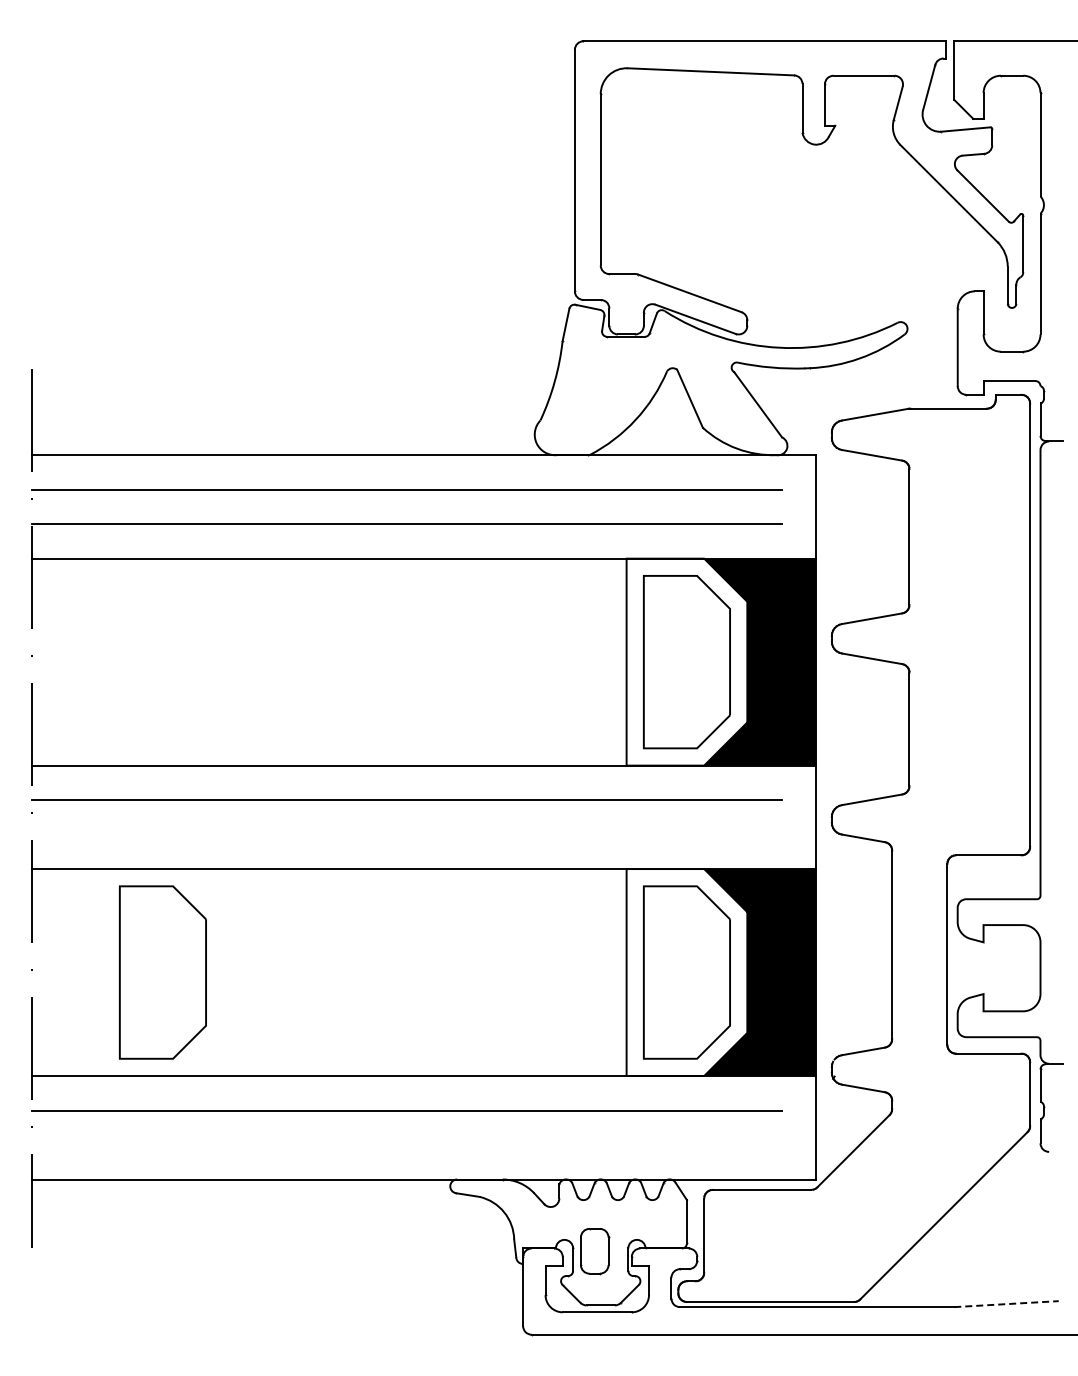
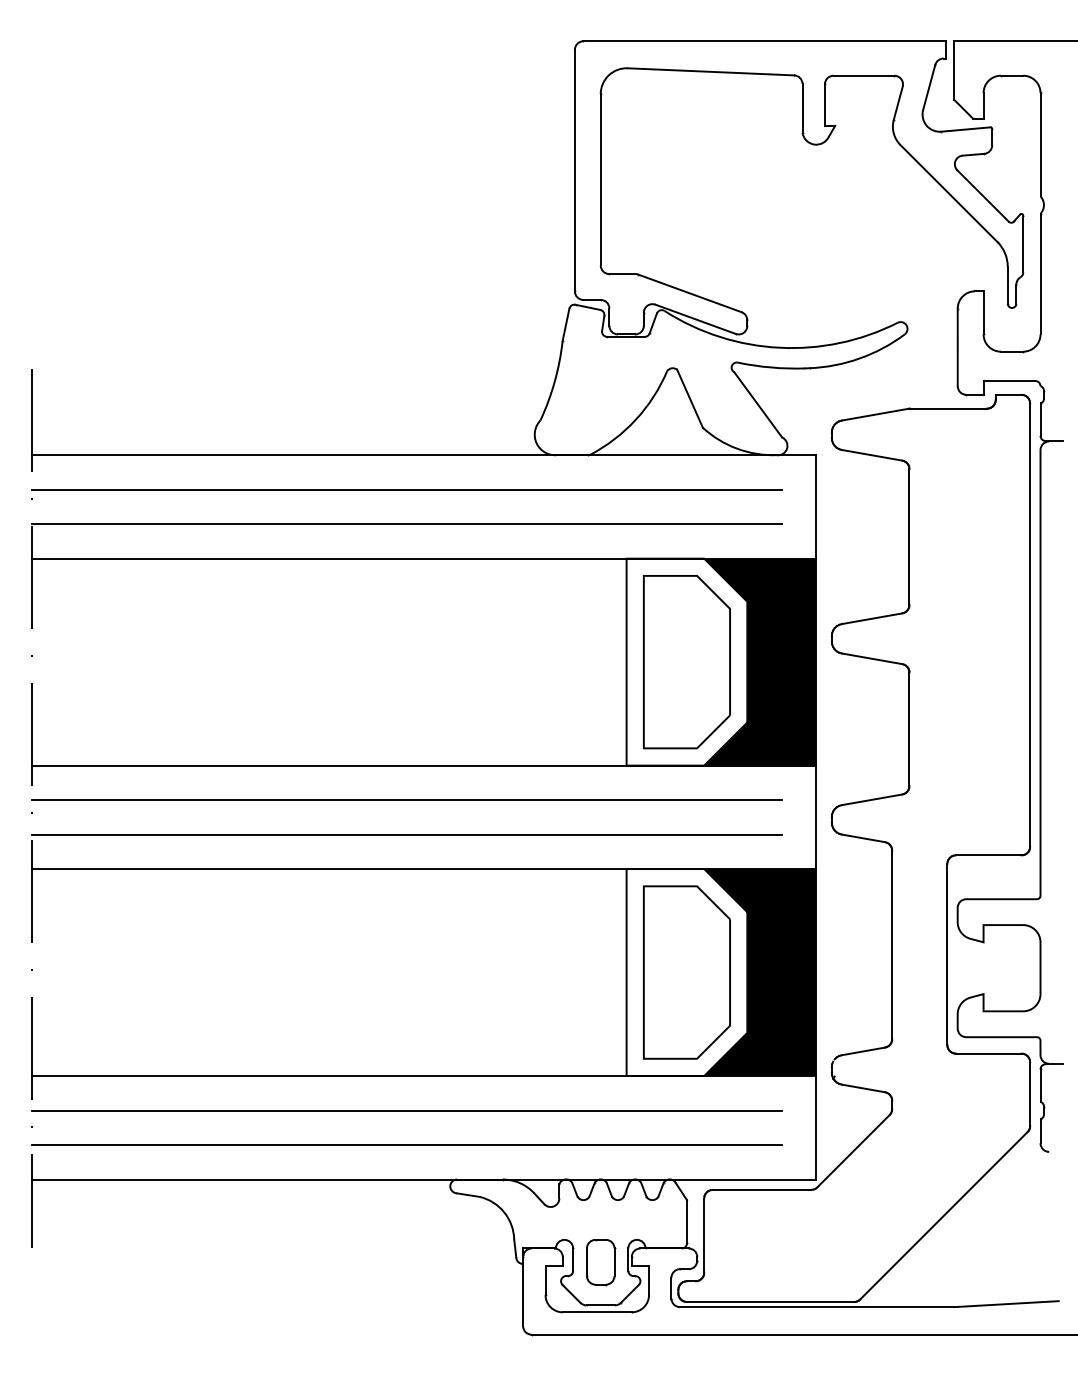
line: none -> present (406, 834)
part: present -> none (162, 972)
line: none -> present (406, 1145)
part position: (595, 1251) -> (601, 1262) (601, 1262)
line: dashed -> solid (1007, 1304)
